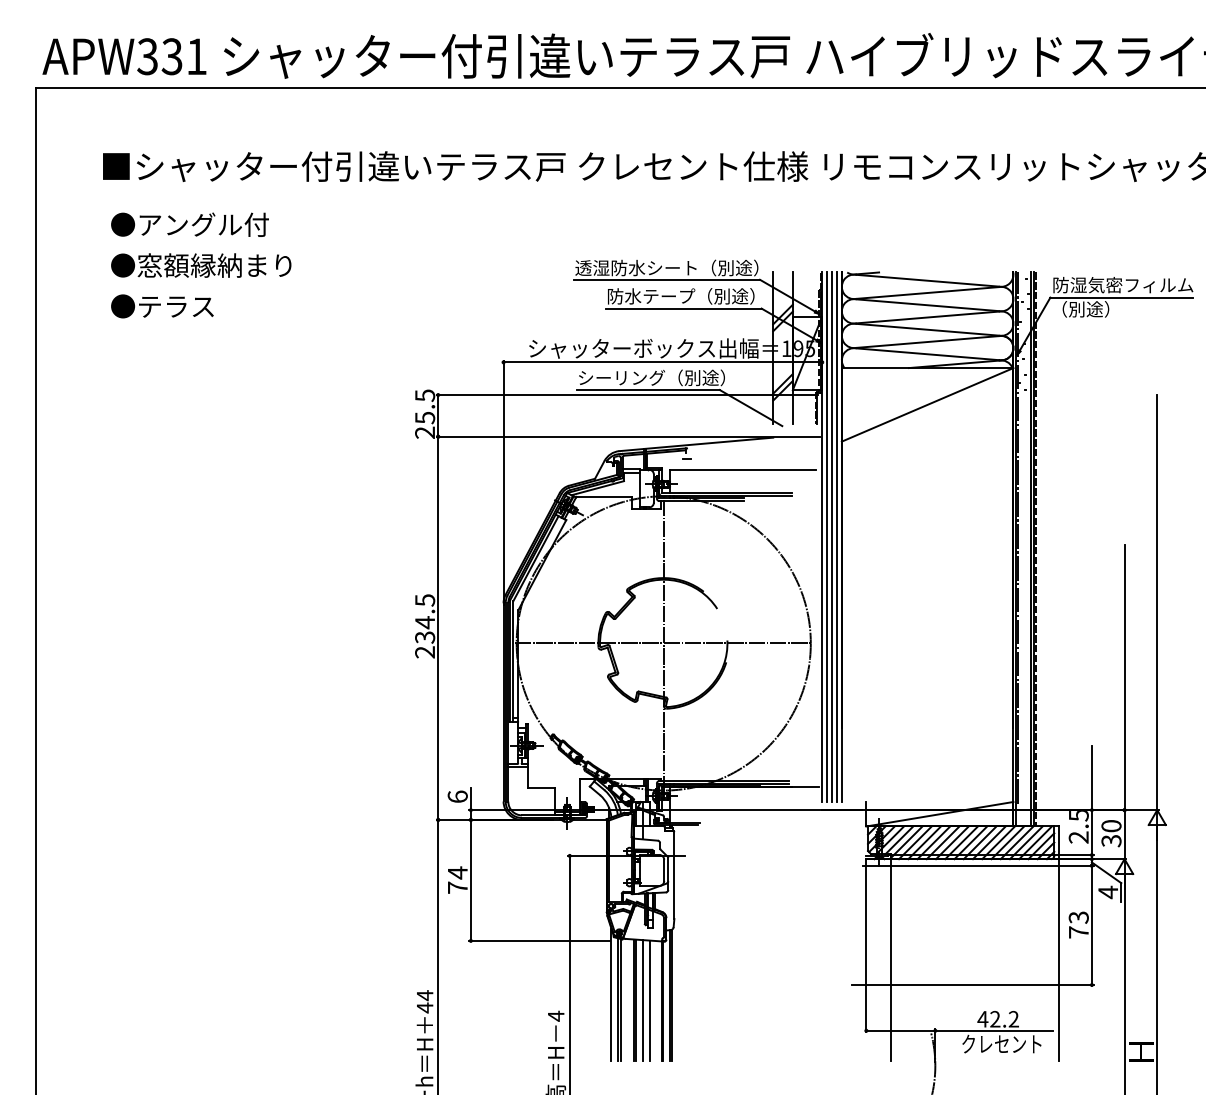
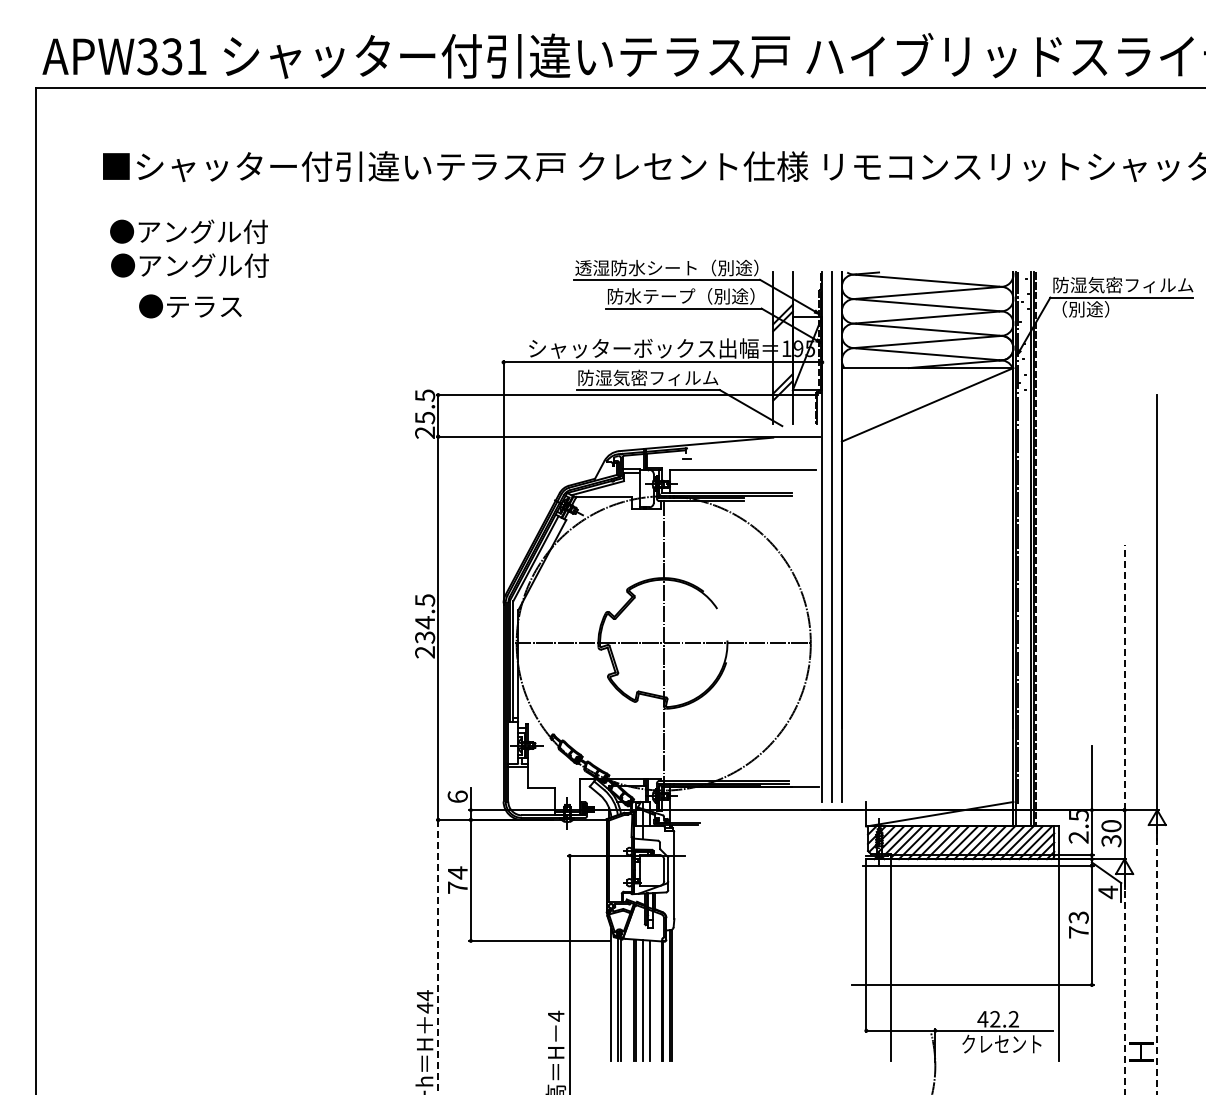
text position: (189, 224) -> (188, 231) (188, 231)
text: ●窓額縁納まり -> ●アングル付 (214, 265)
text position: (162, 306) -> (190, 306) (190, 306)
text: シーリング（別途） -> 防湿気密フィルム (651, 377)
line: present -> none (827, 536)
line: present -> none (836, 536)
line: solid -> dashed (1124, 677)
line: solid -> dashed (438, 957)
line: solid -> dashed (1157, 961)
line: solid -> dashed (1124, 985)
